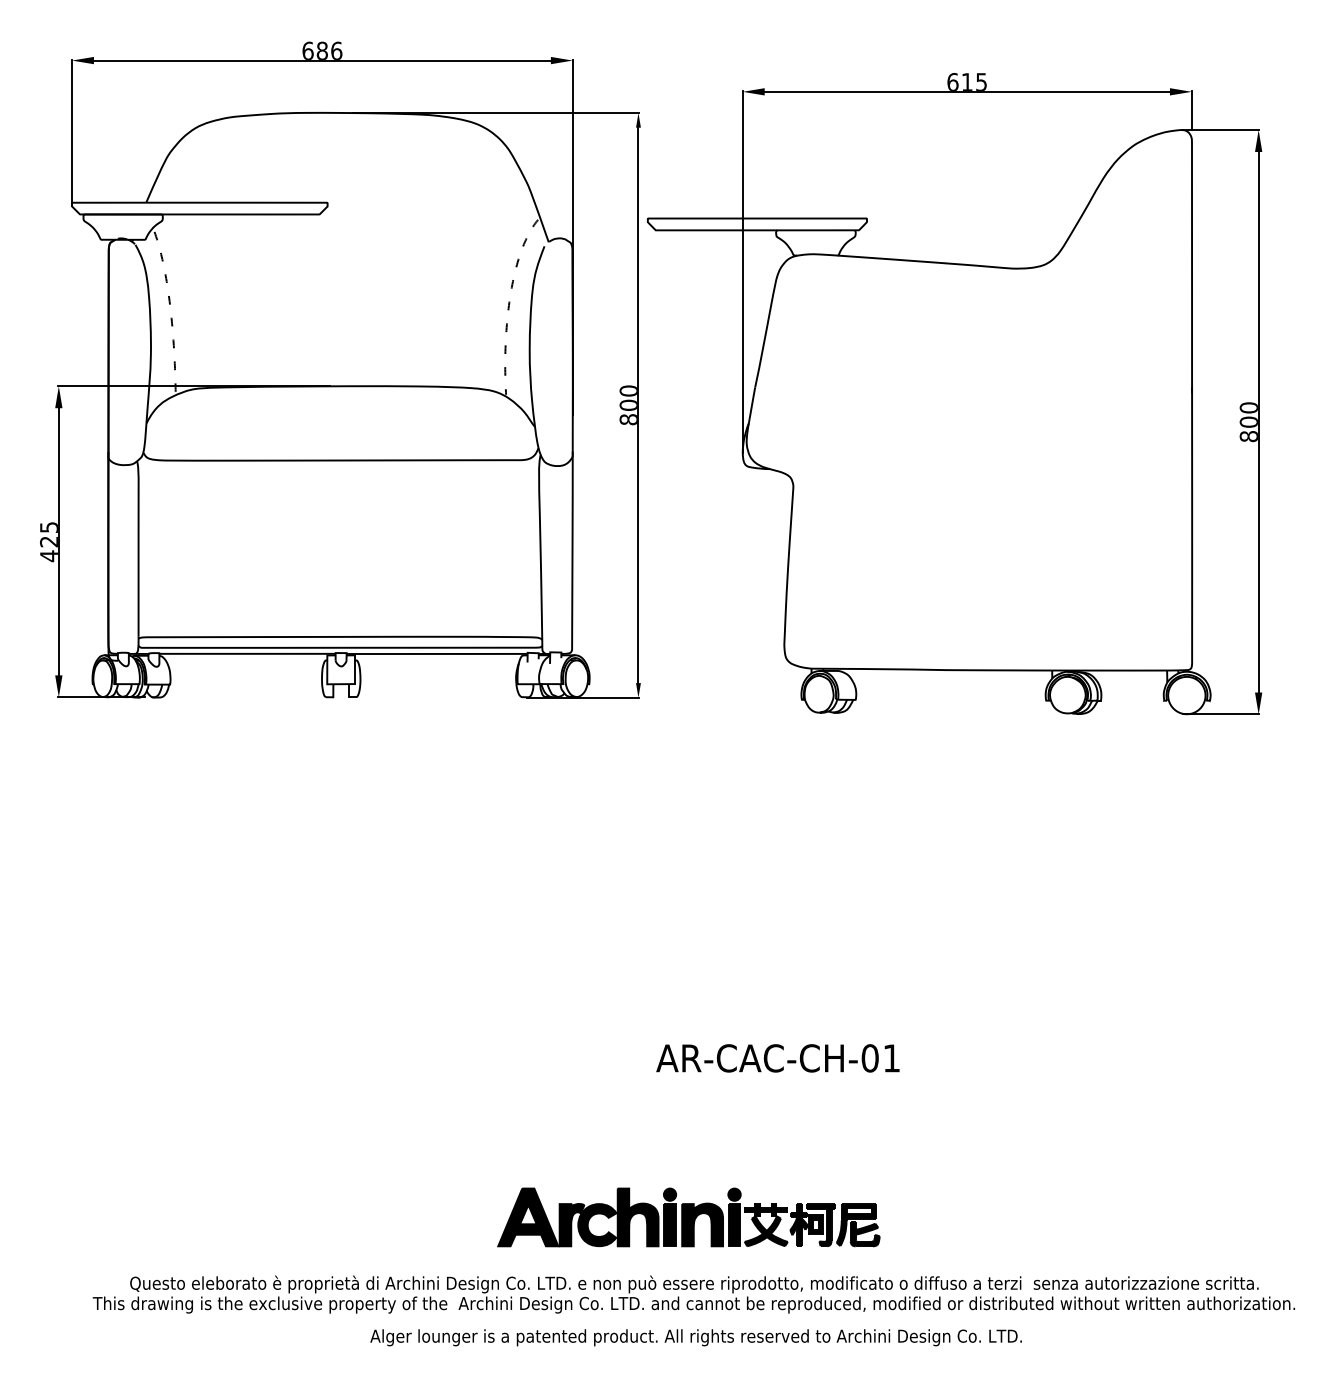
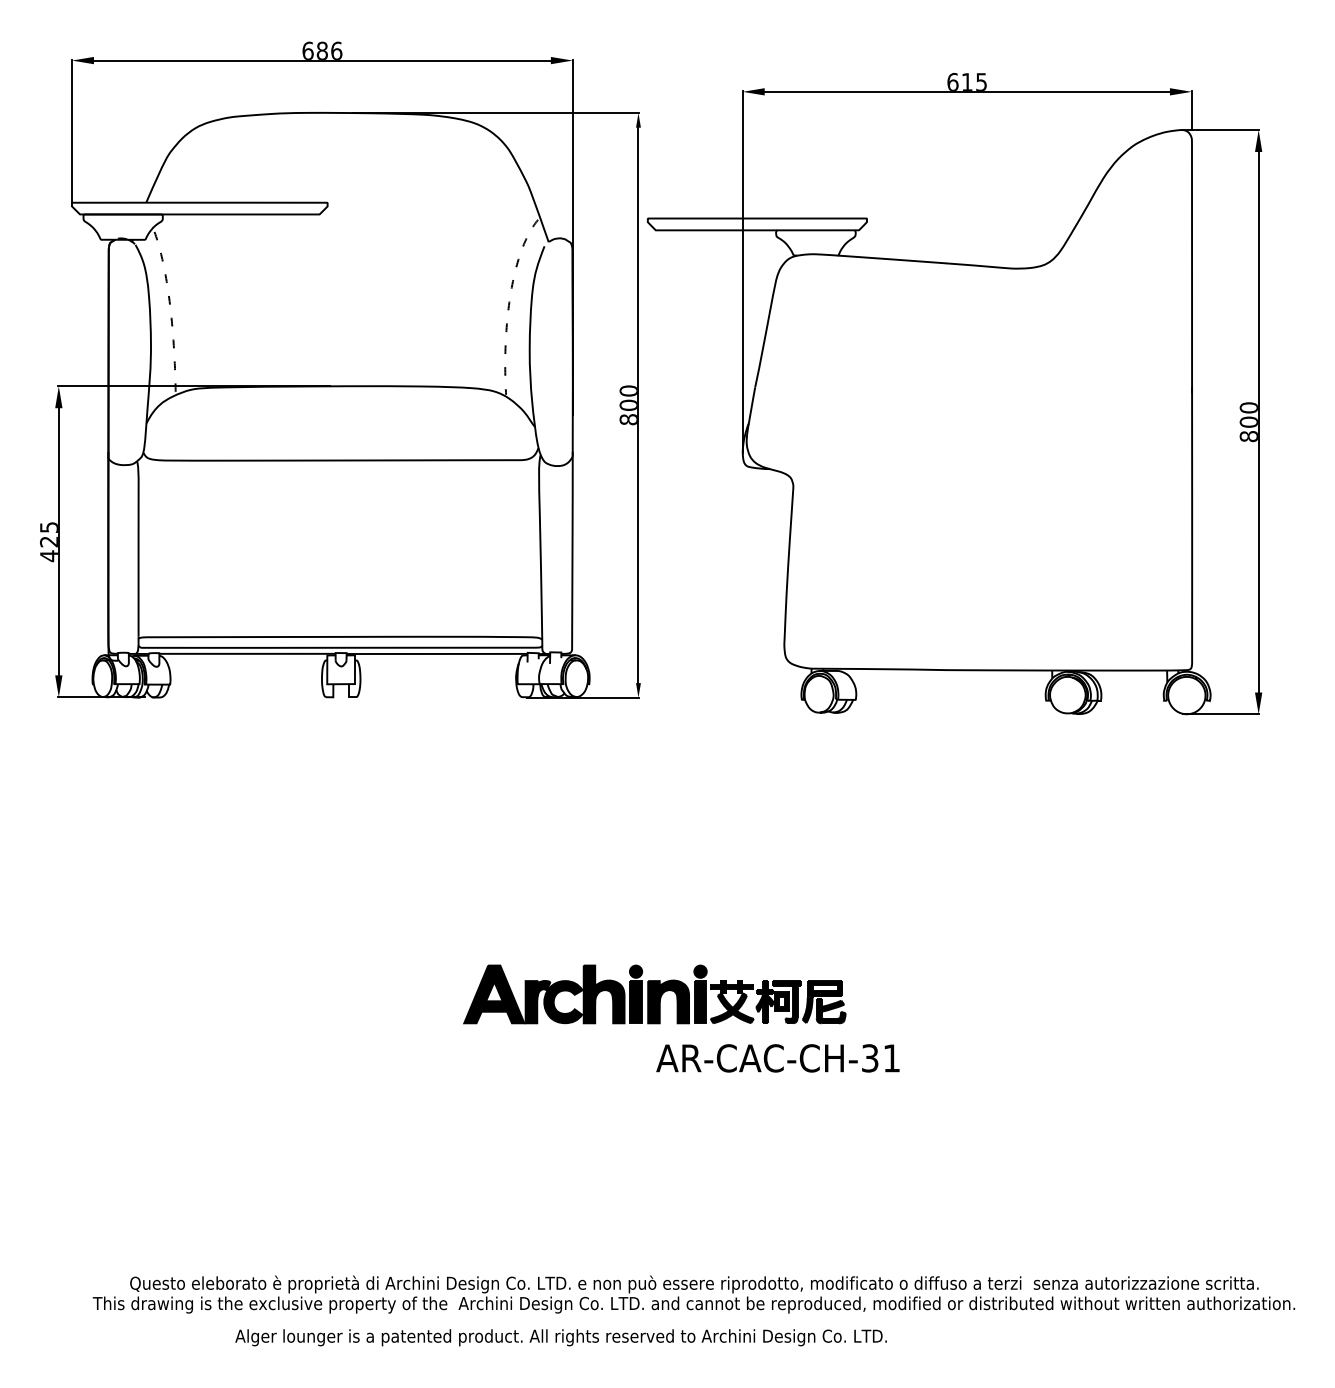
text: AR-CAC-CH-01 -> AR-CAC-CH-31 (869, 1058)
part position: (688, 1217) -> (654, 994) (654, 994)
text position: (695, 1337) -> (560, 1337) (560, 1337)
